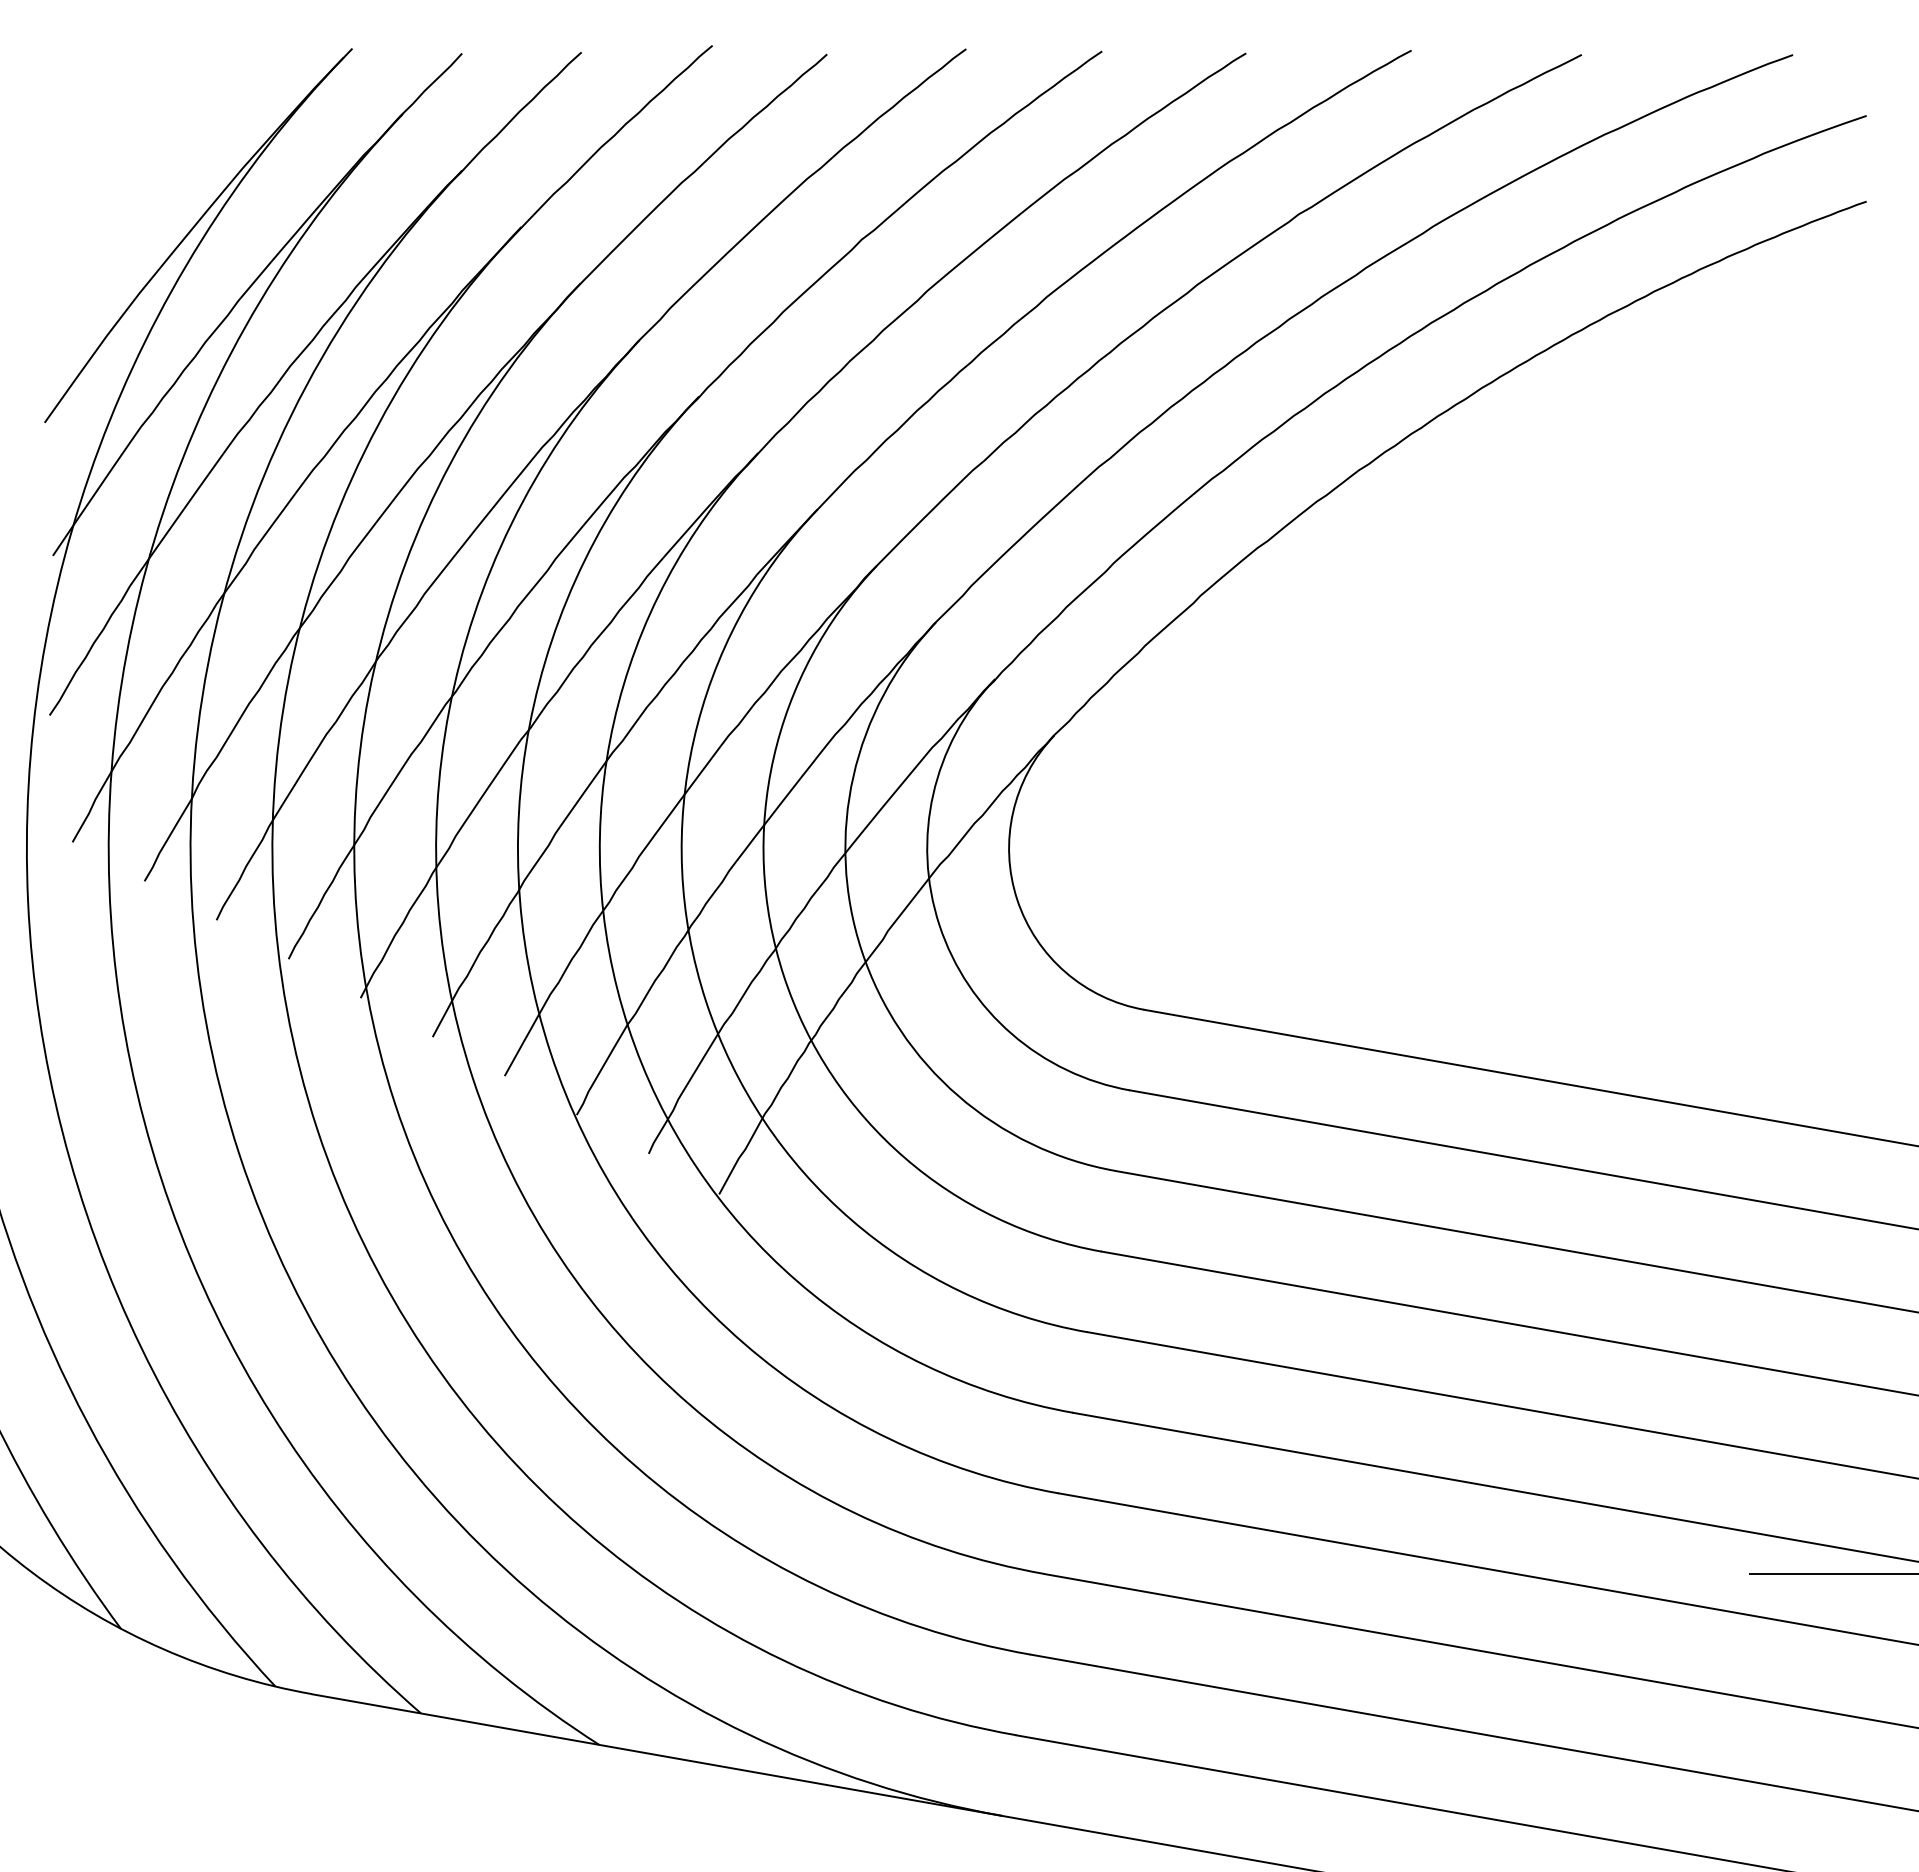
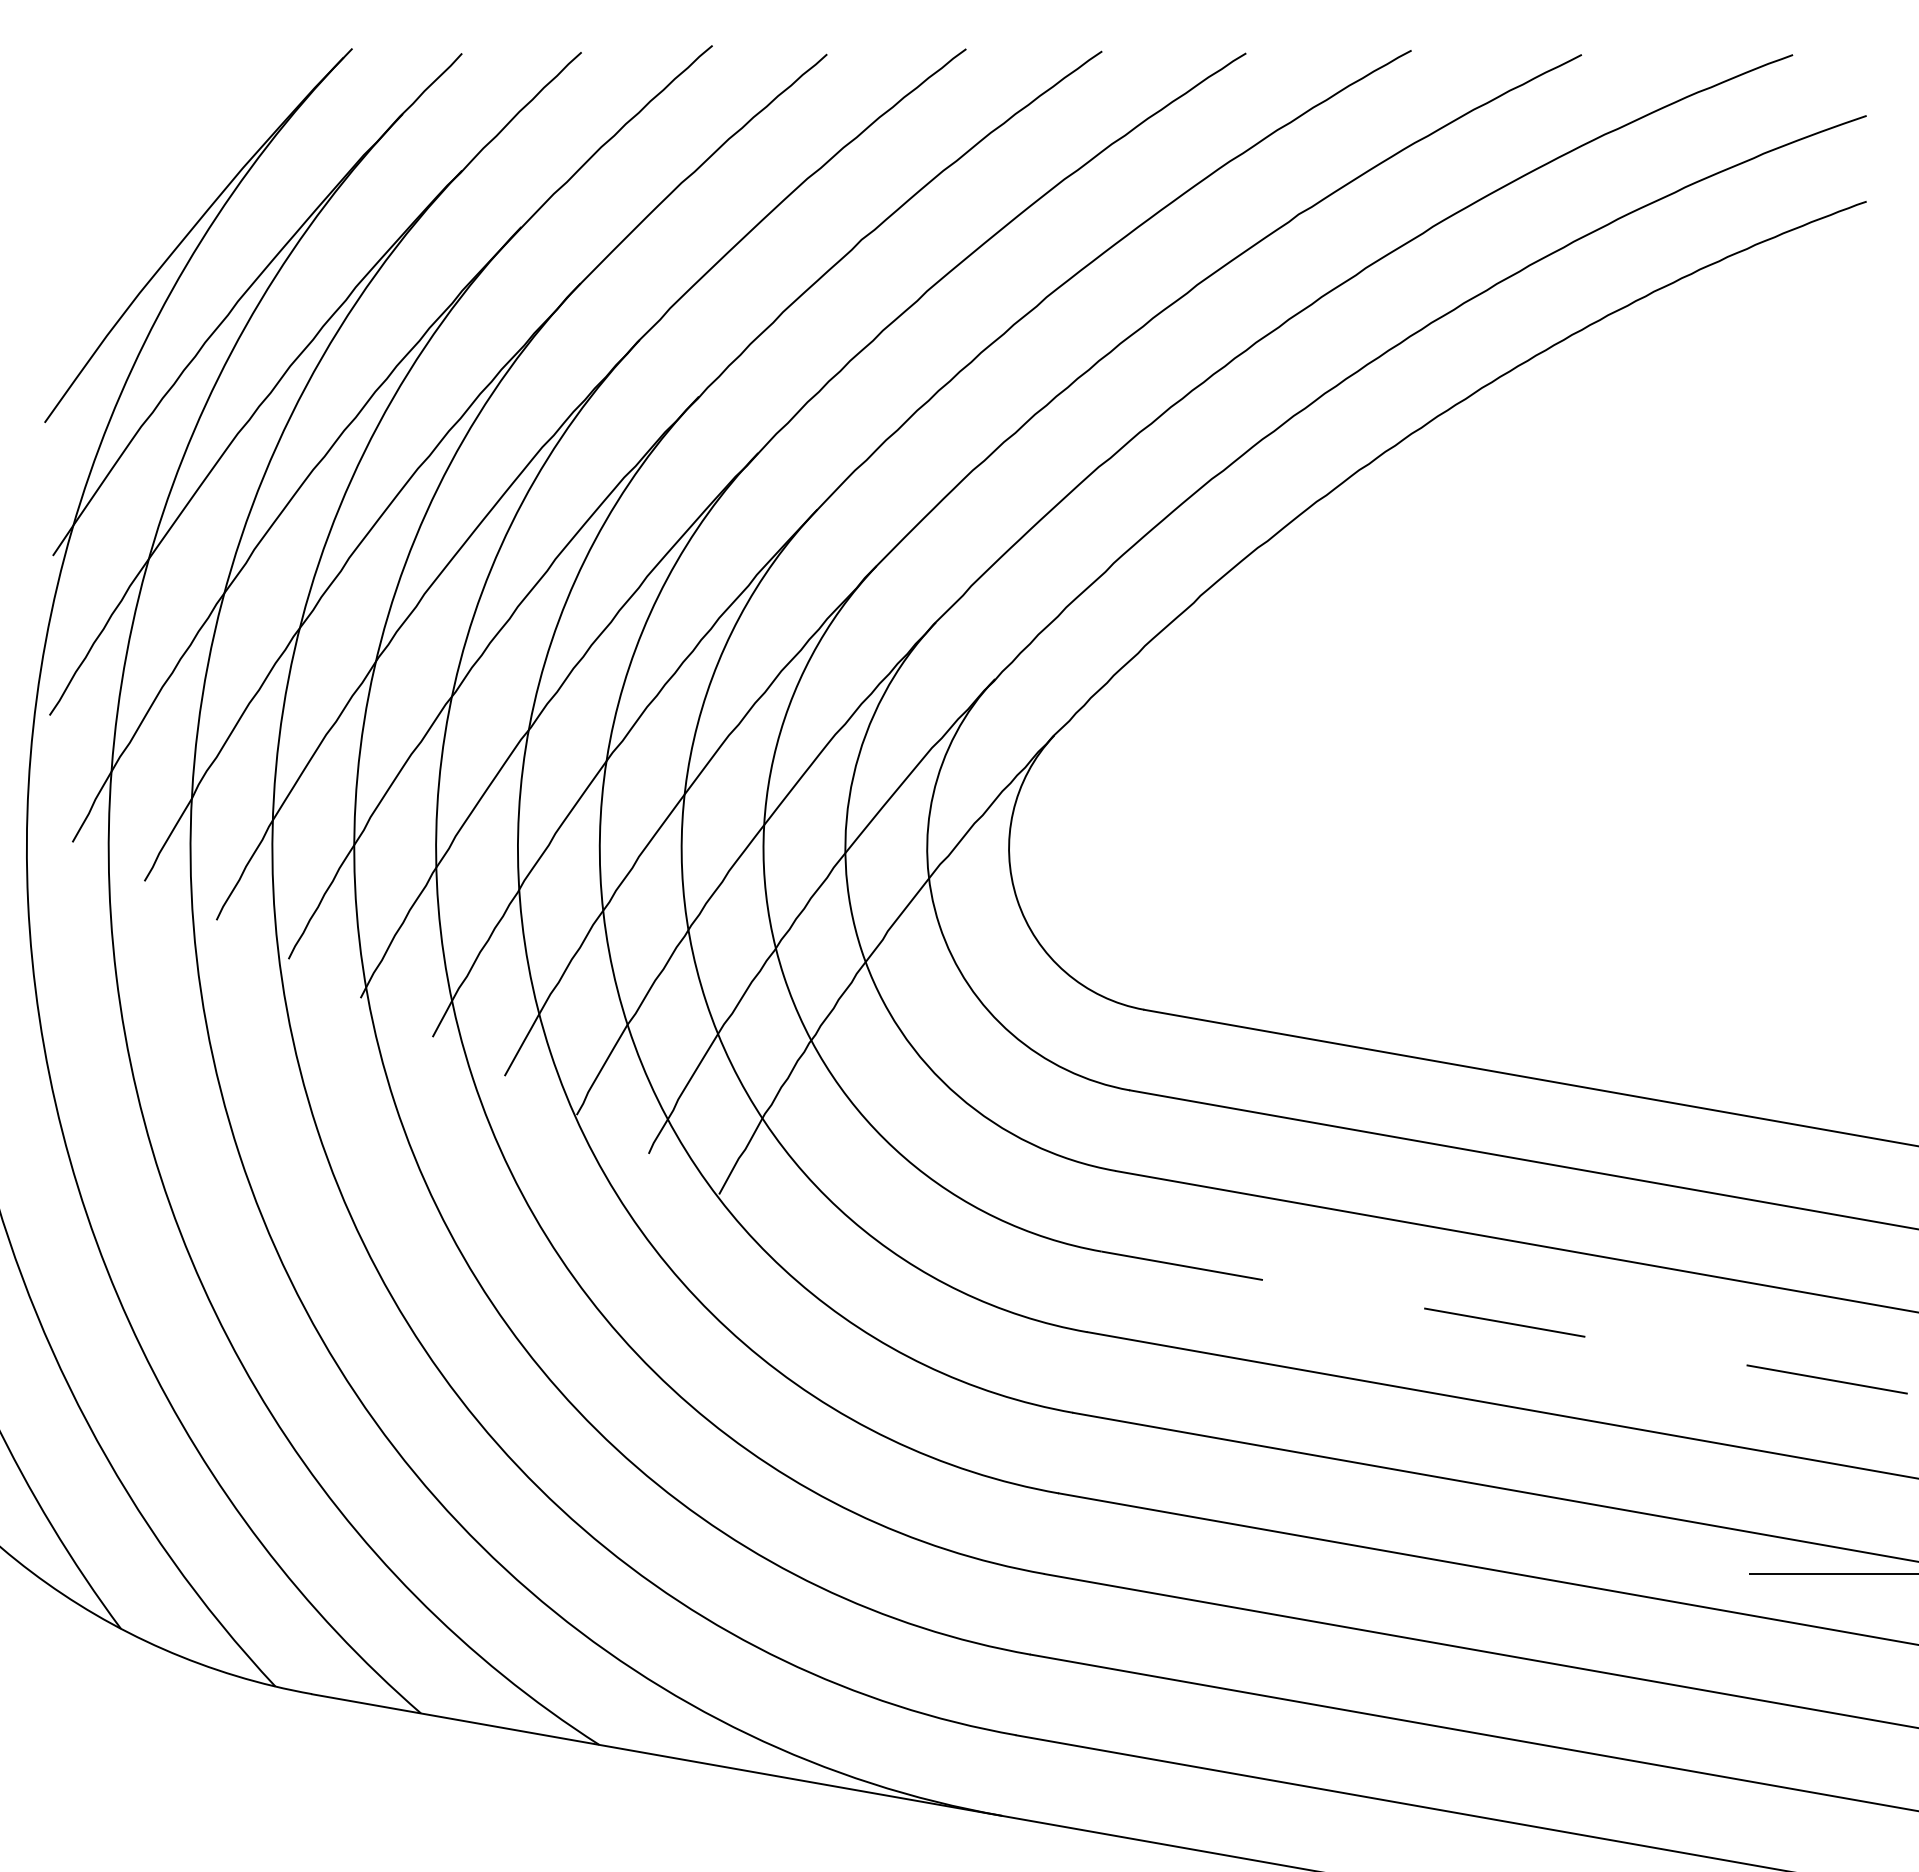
line: solid -> dashed (1510, 1323)
